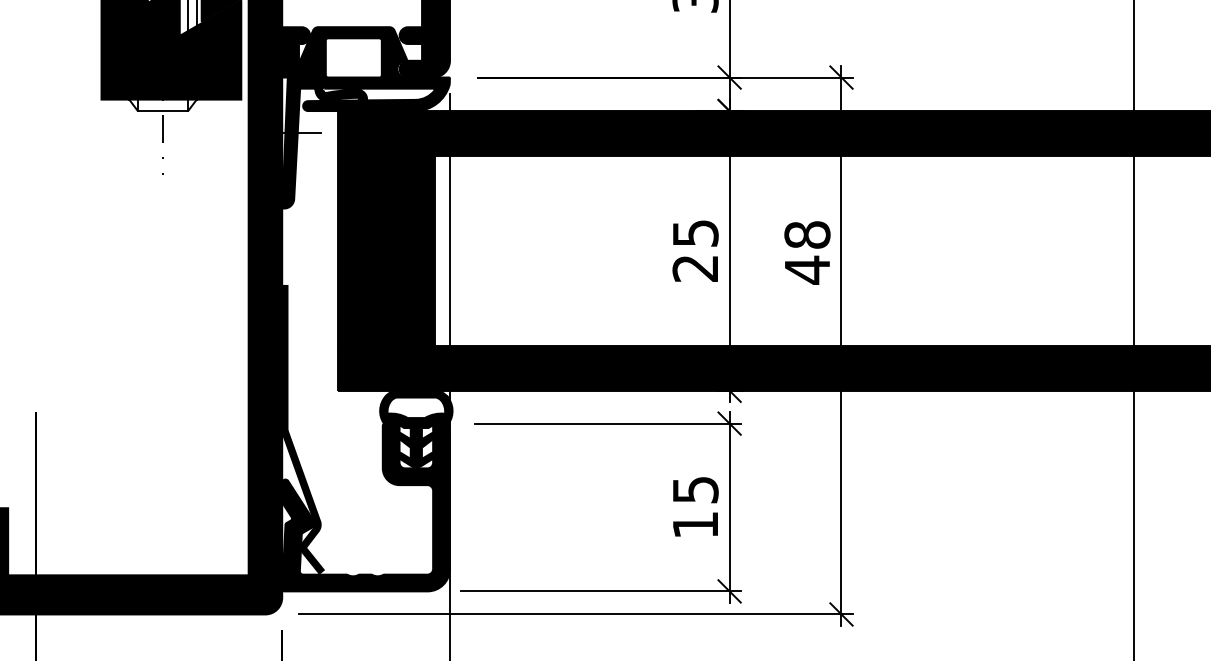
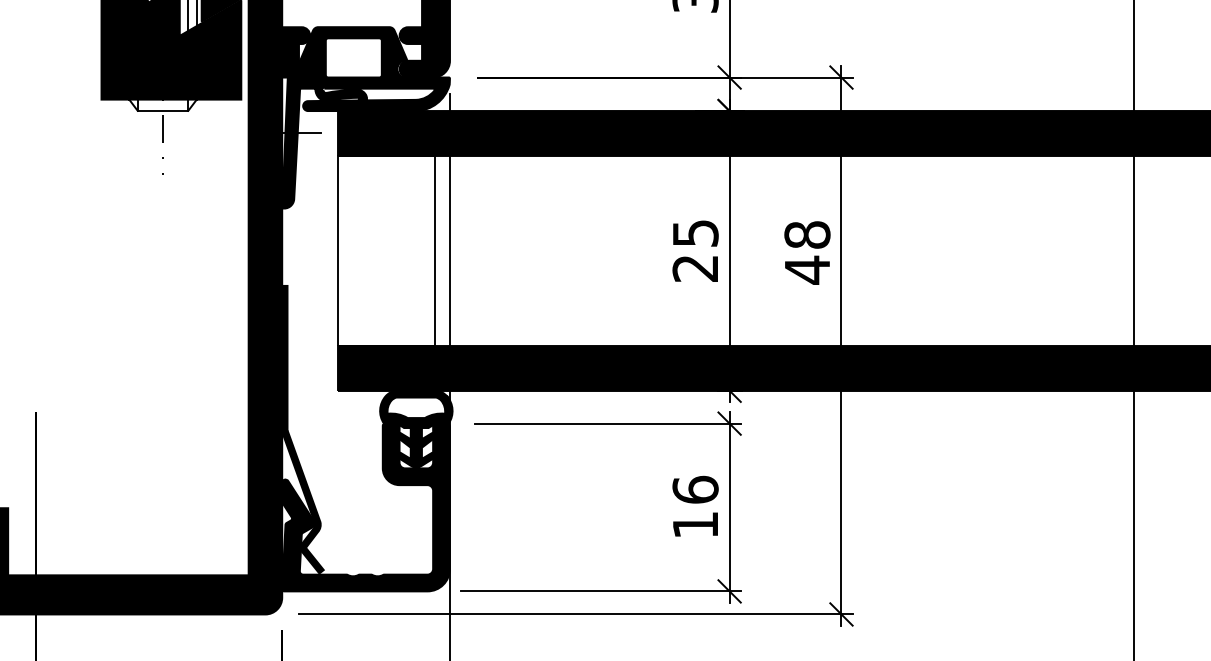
fill: present -> none (386, 250)
text: 15 -> 16 (695, 489)
